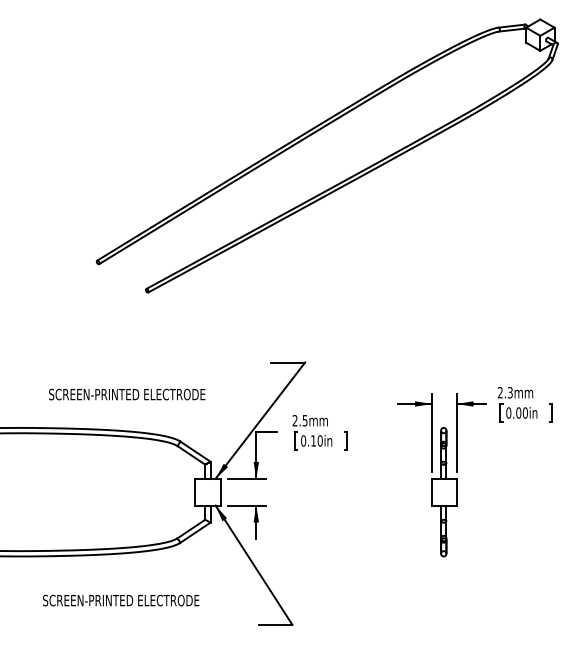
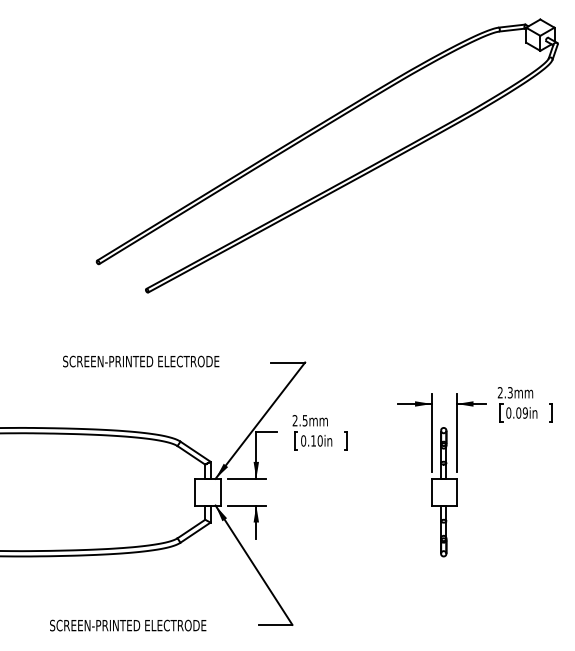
text position: (127, 394) -> (141, 361) (141, 361)
text: 0.00in -> 0.09in (524, 412)
text position: (121, 600) -> (128, 625) (128, 625)
